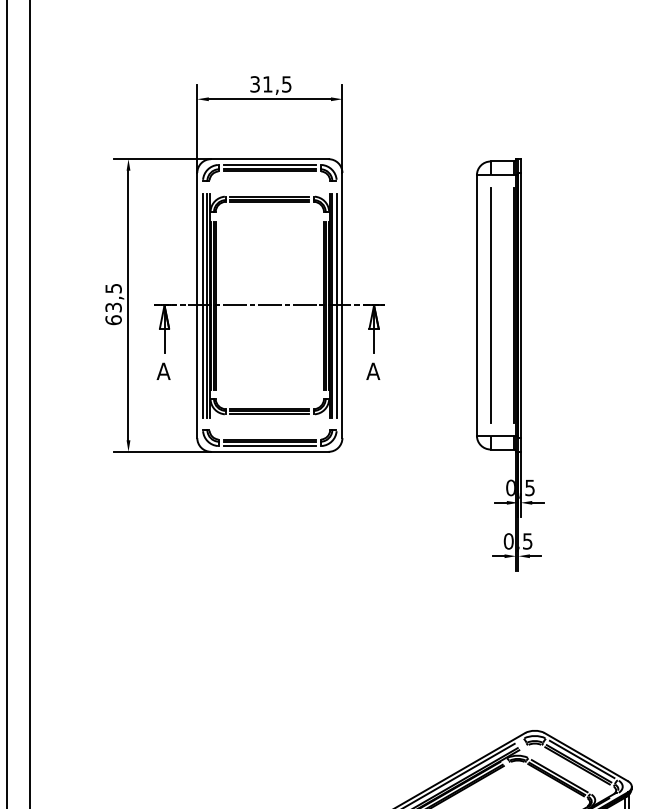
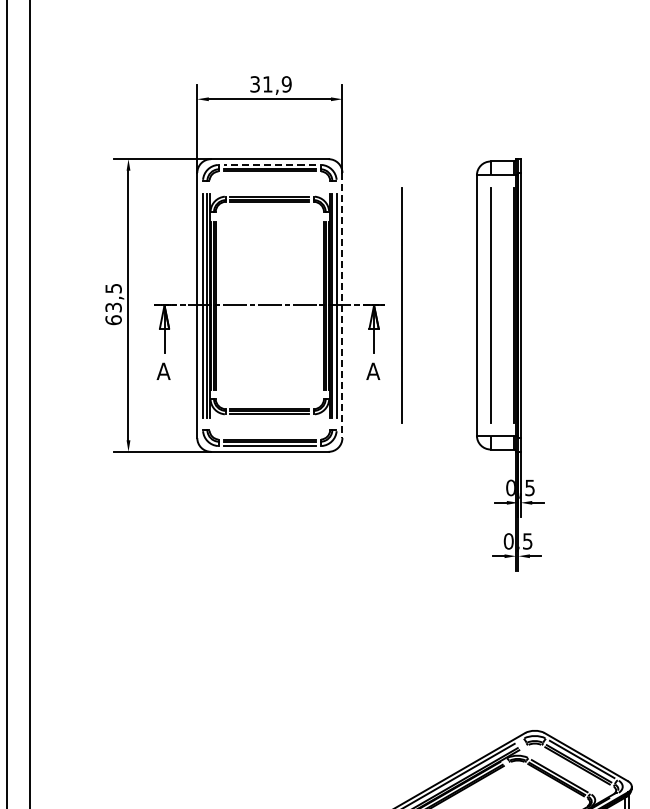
text: 31,5 -> 31,9 (286, 84)
line: solid -> dashed (269, 164)
line: solid -> dashed (342, 305)
line: none -> present (401, 305)
